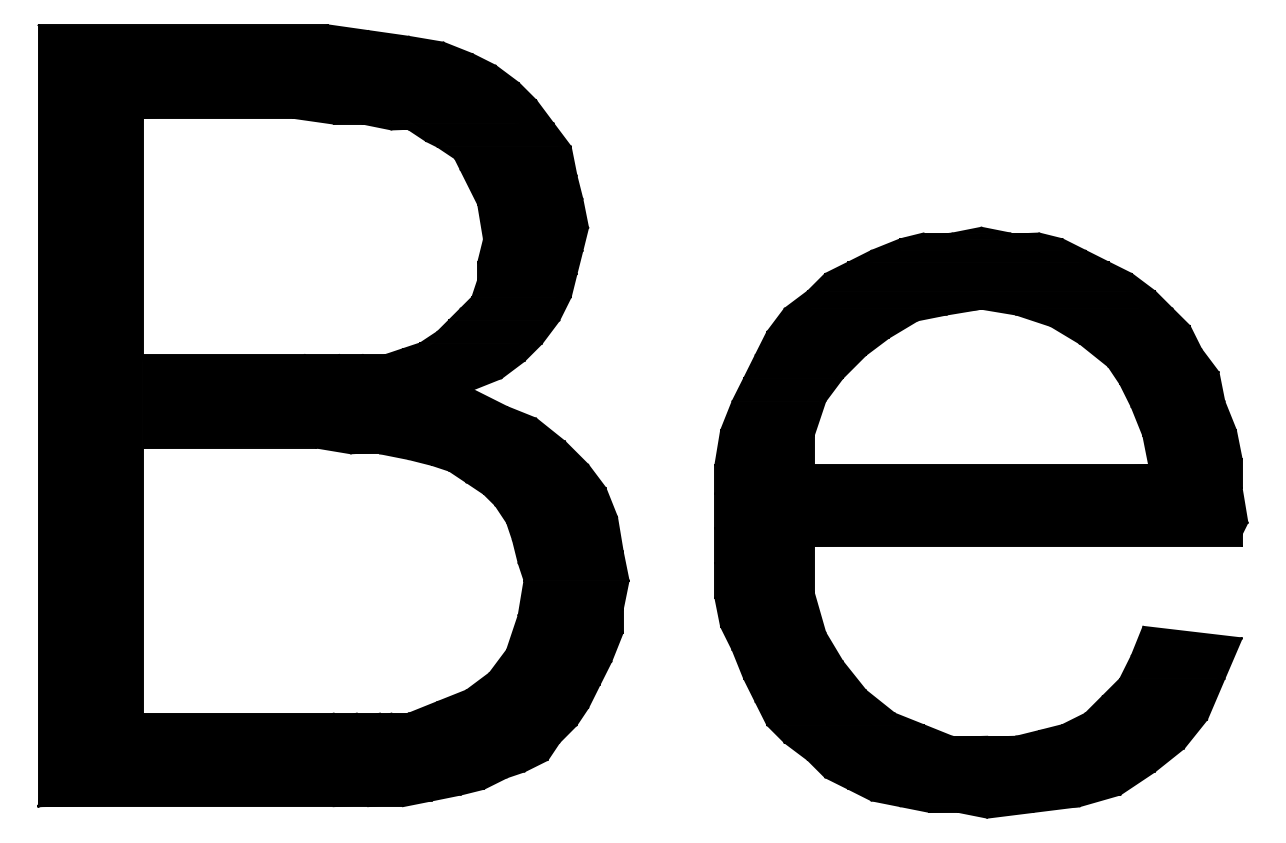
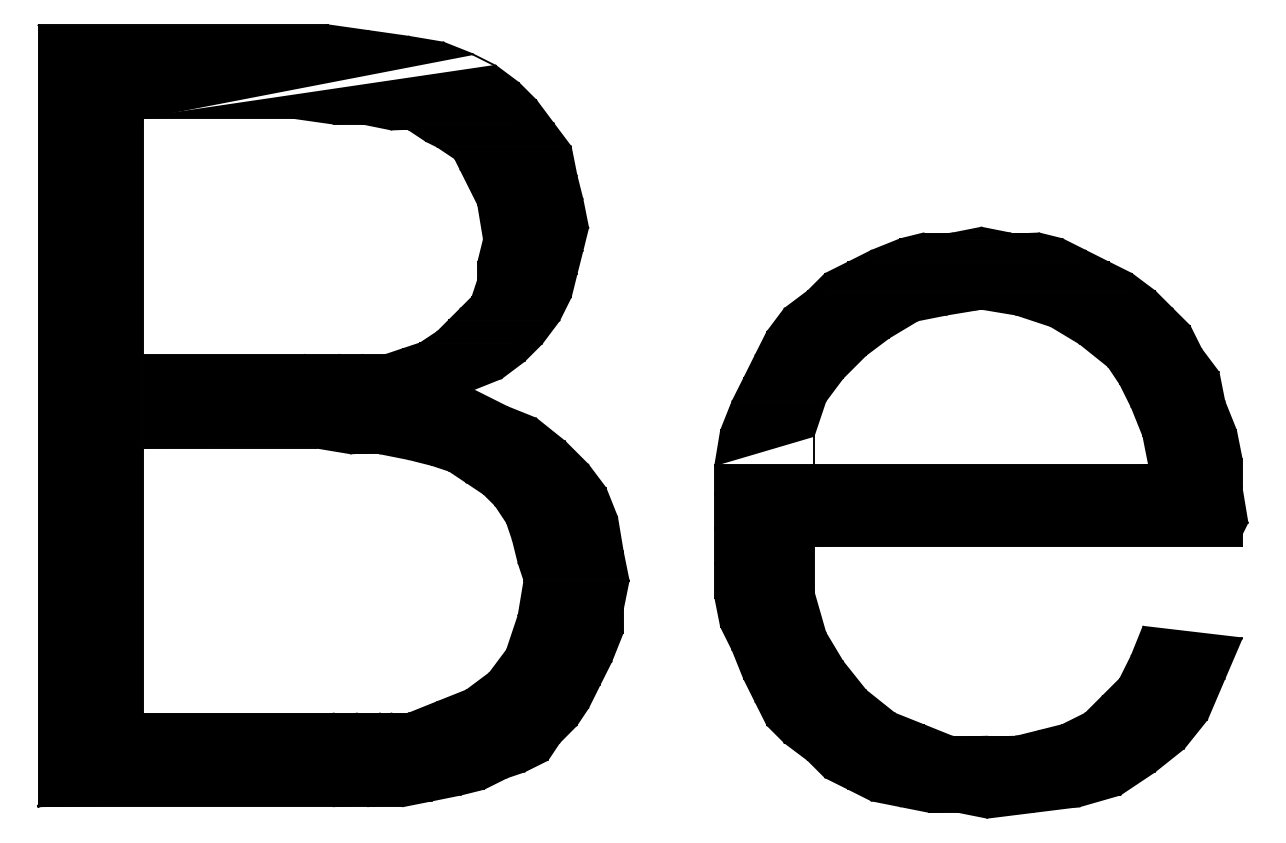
fill: present -> none (318, 85)
fill: present -> none (764, 449)
